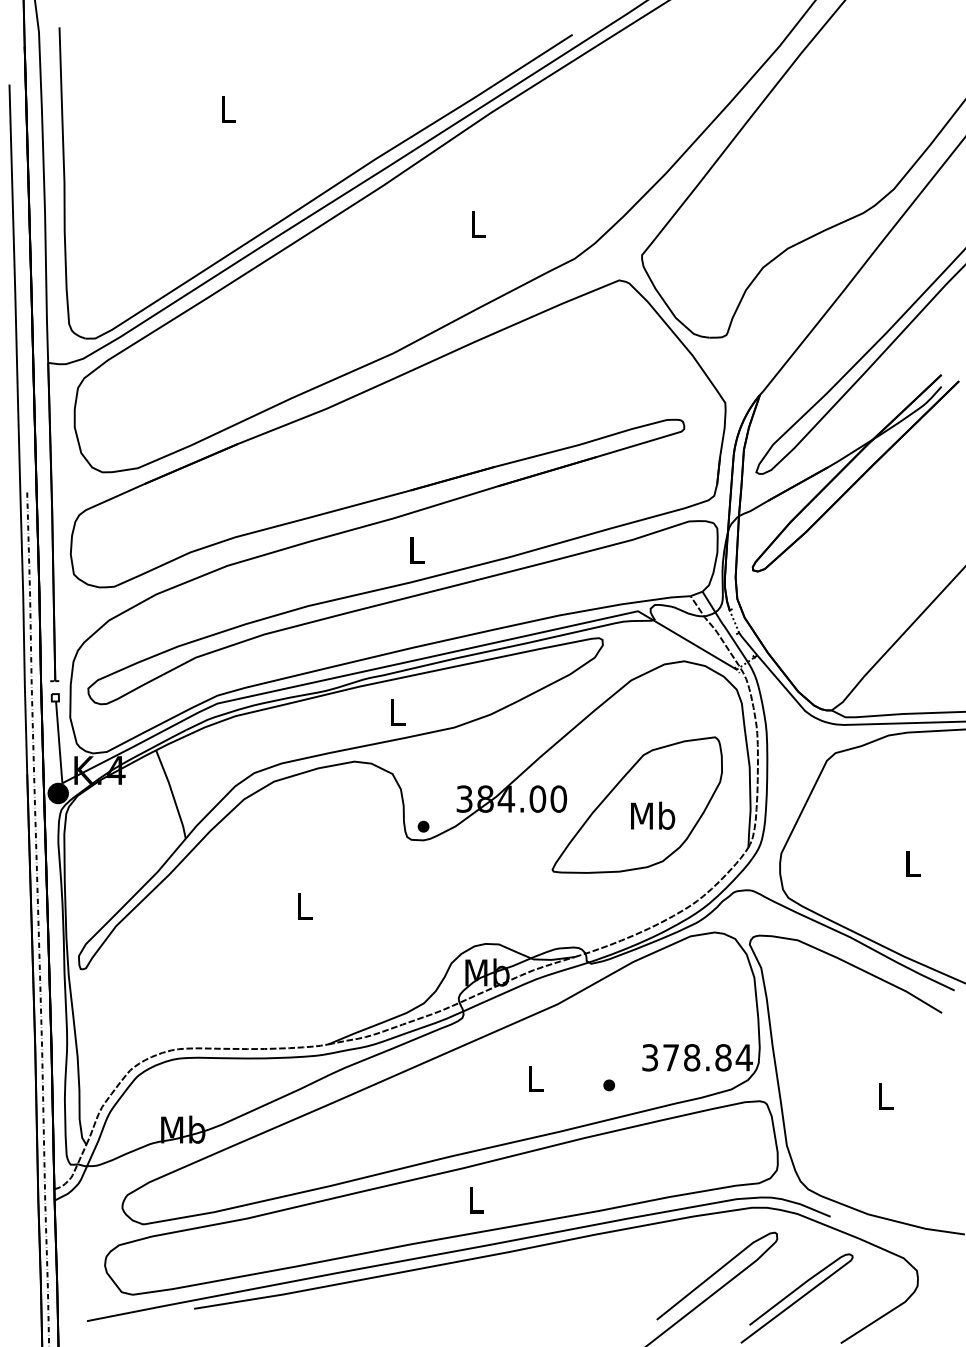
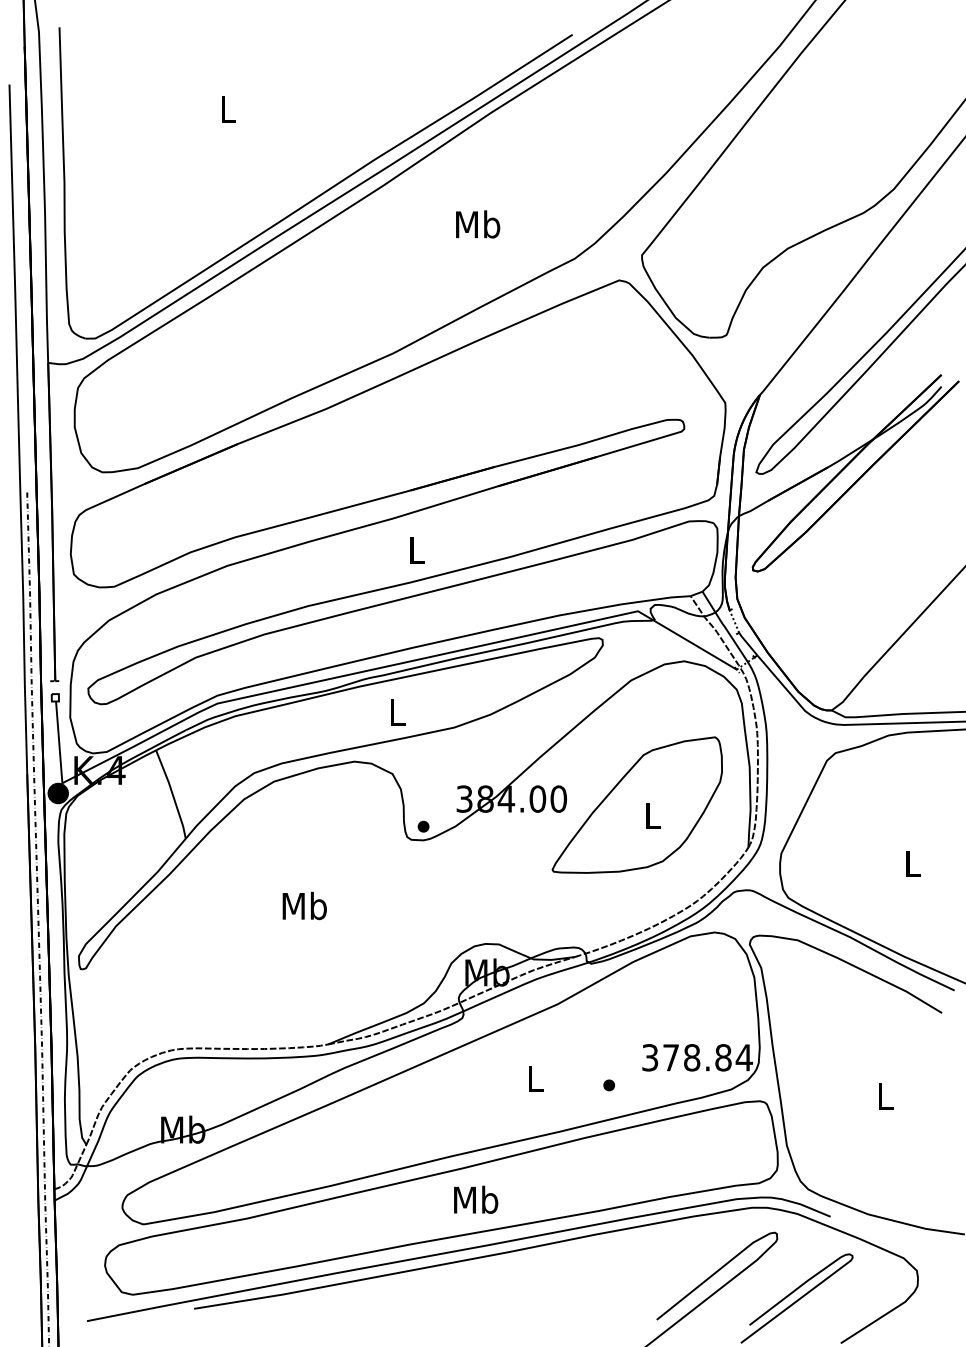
text: L -> Mb (478, 224)
text: Mb -> L (653, 815)
text: L -> Mb (304, 905)
text: L -> Mb (476, 1199)
